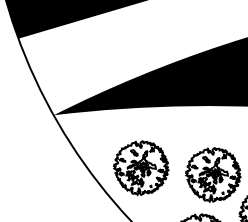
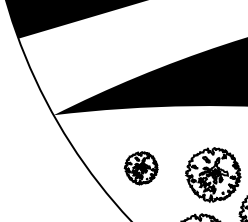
part size: 57x57 px -> 36x35 px (140, 168)
